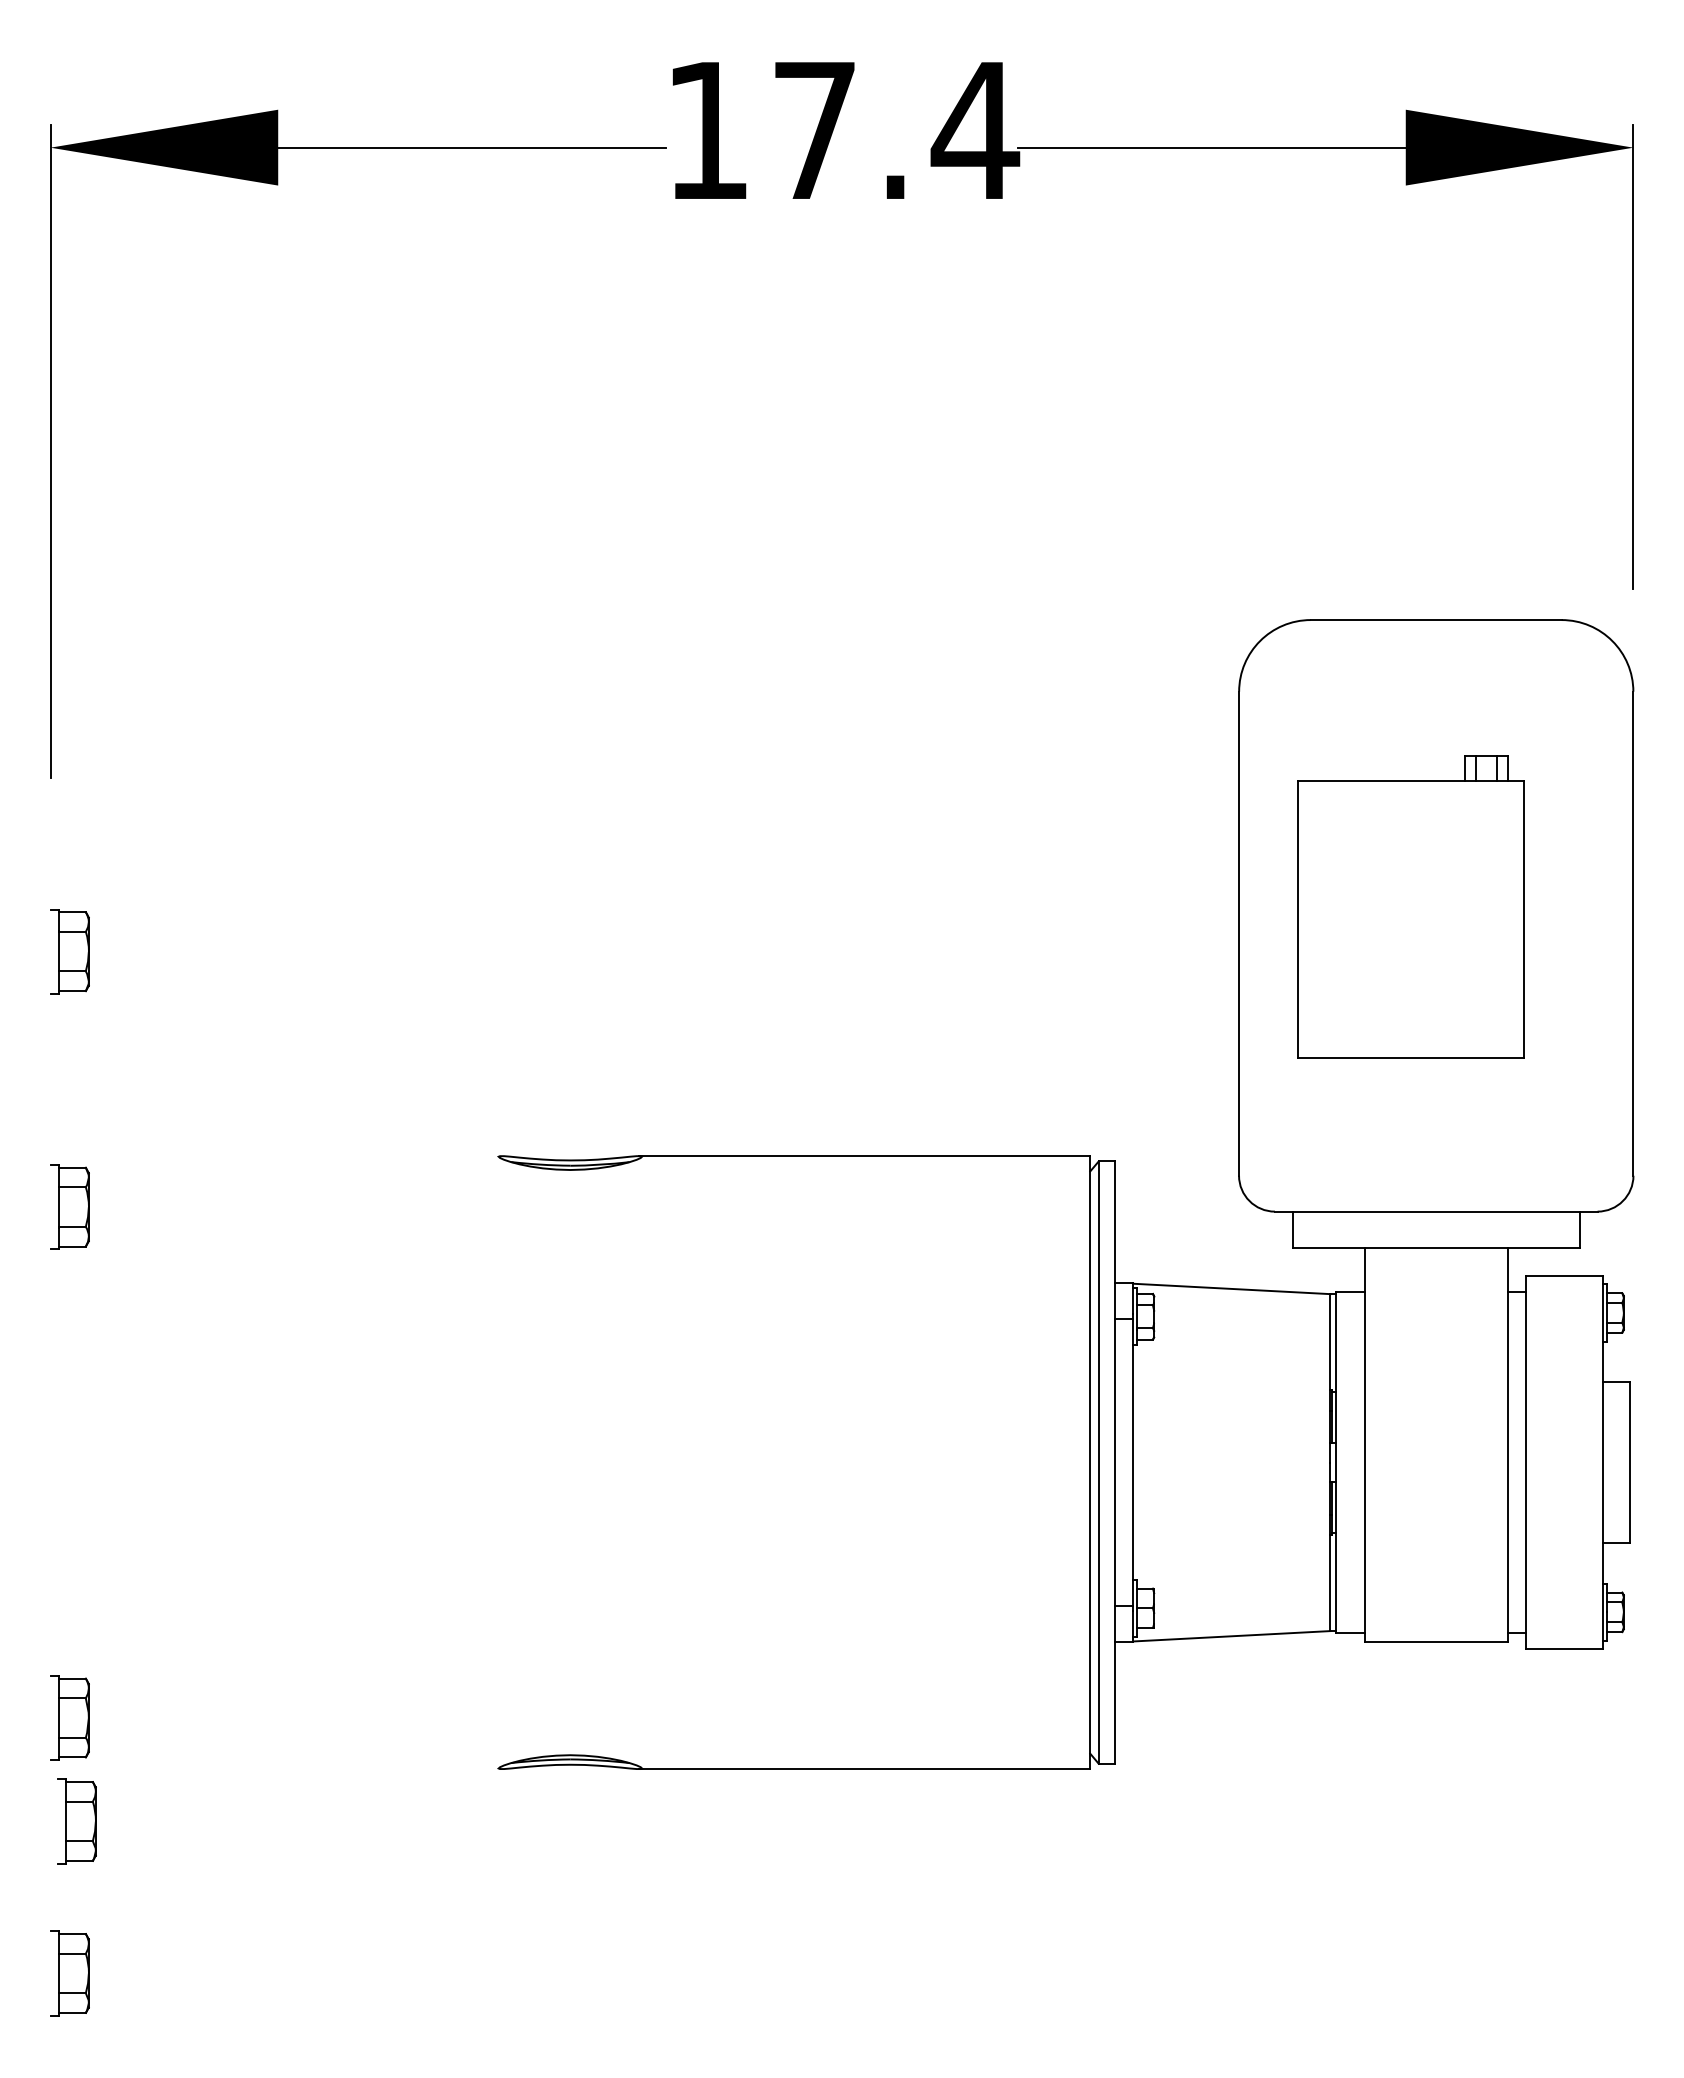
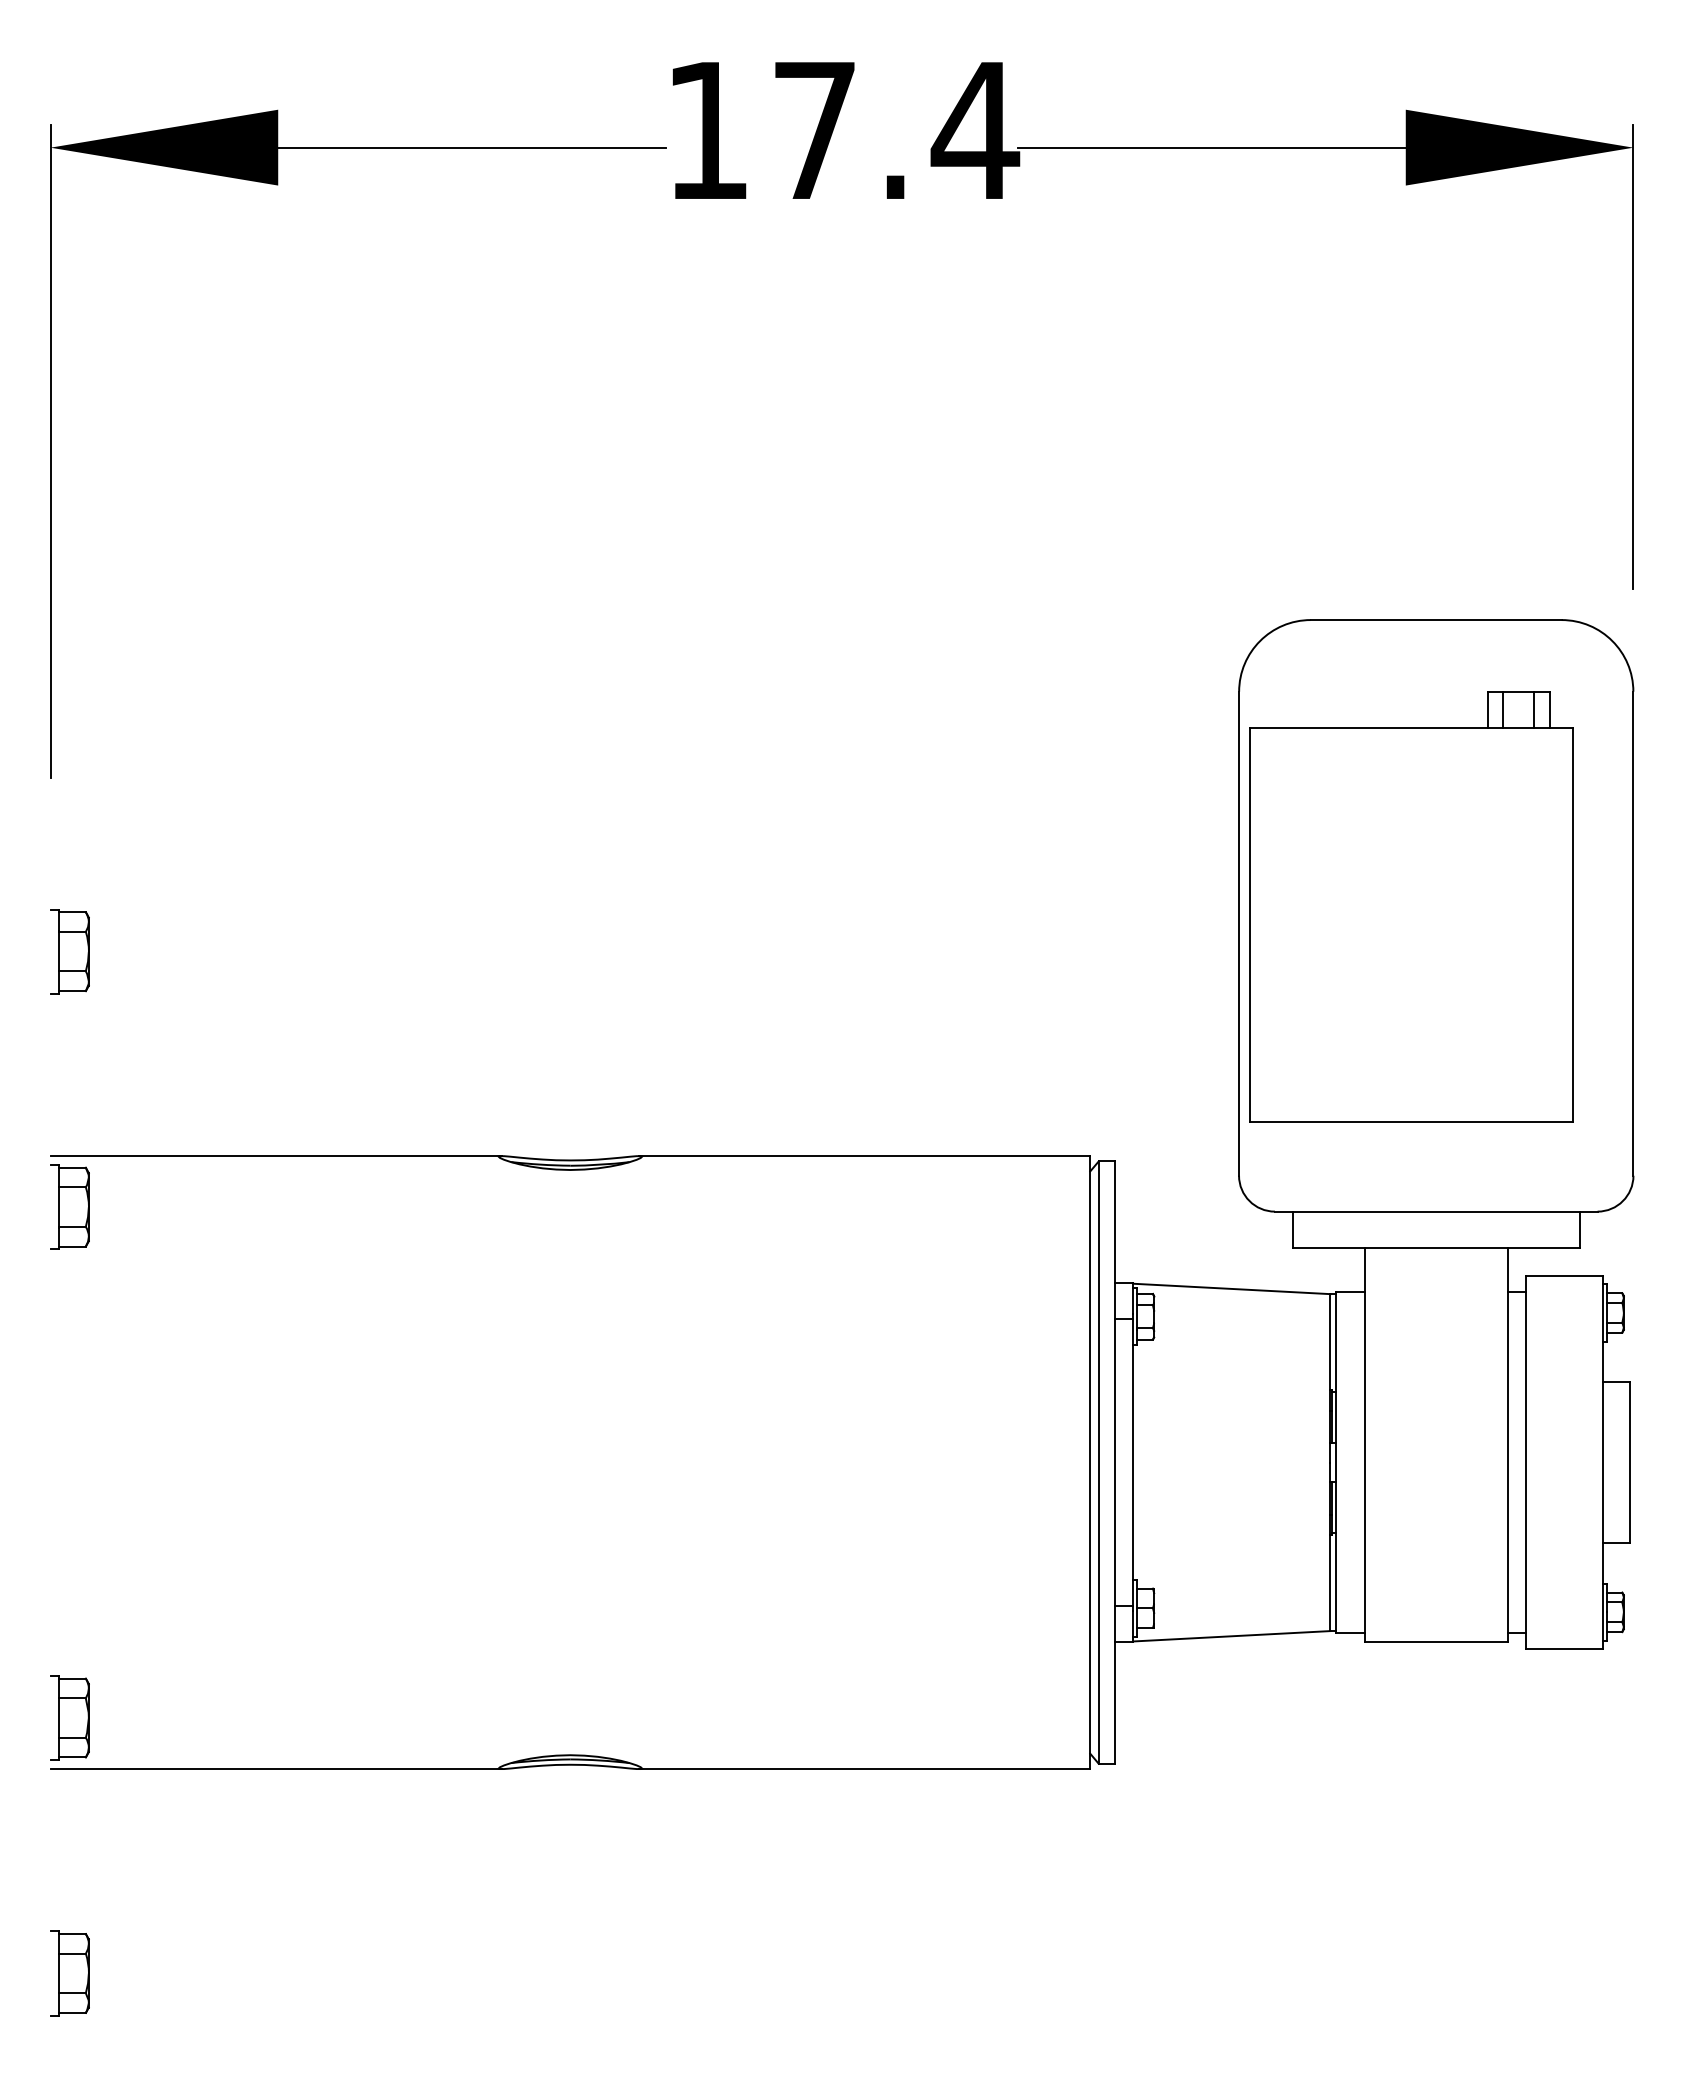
part size: 228x304 px -> 325x432 px (1411, 906)
line: none -> present (275, 1156)
line: none -> present (275, 1769)
part: present -> none (76, 1821)
